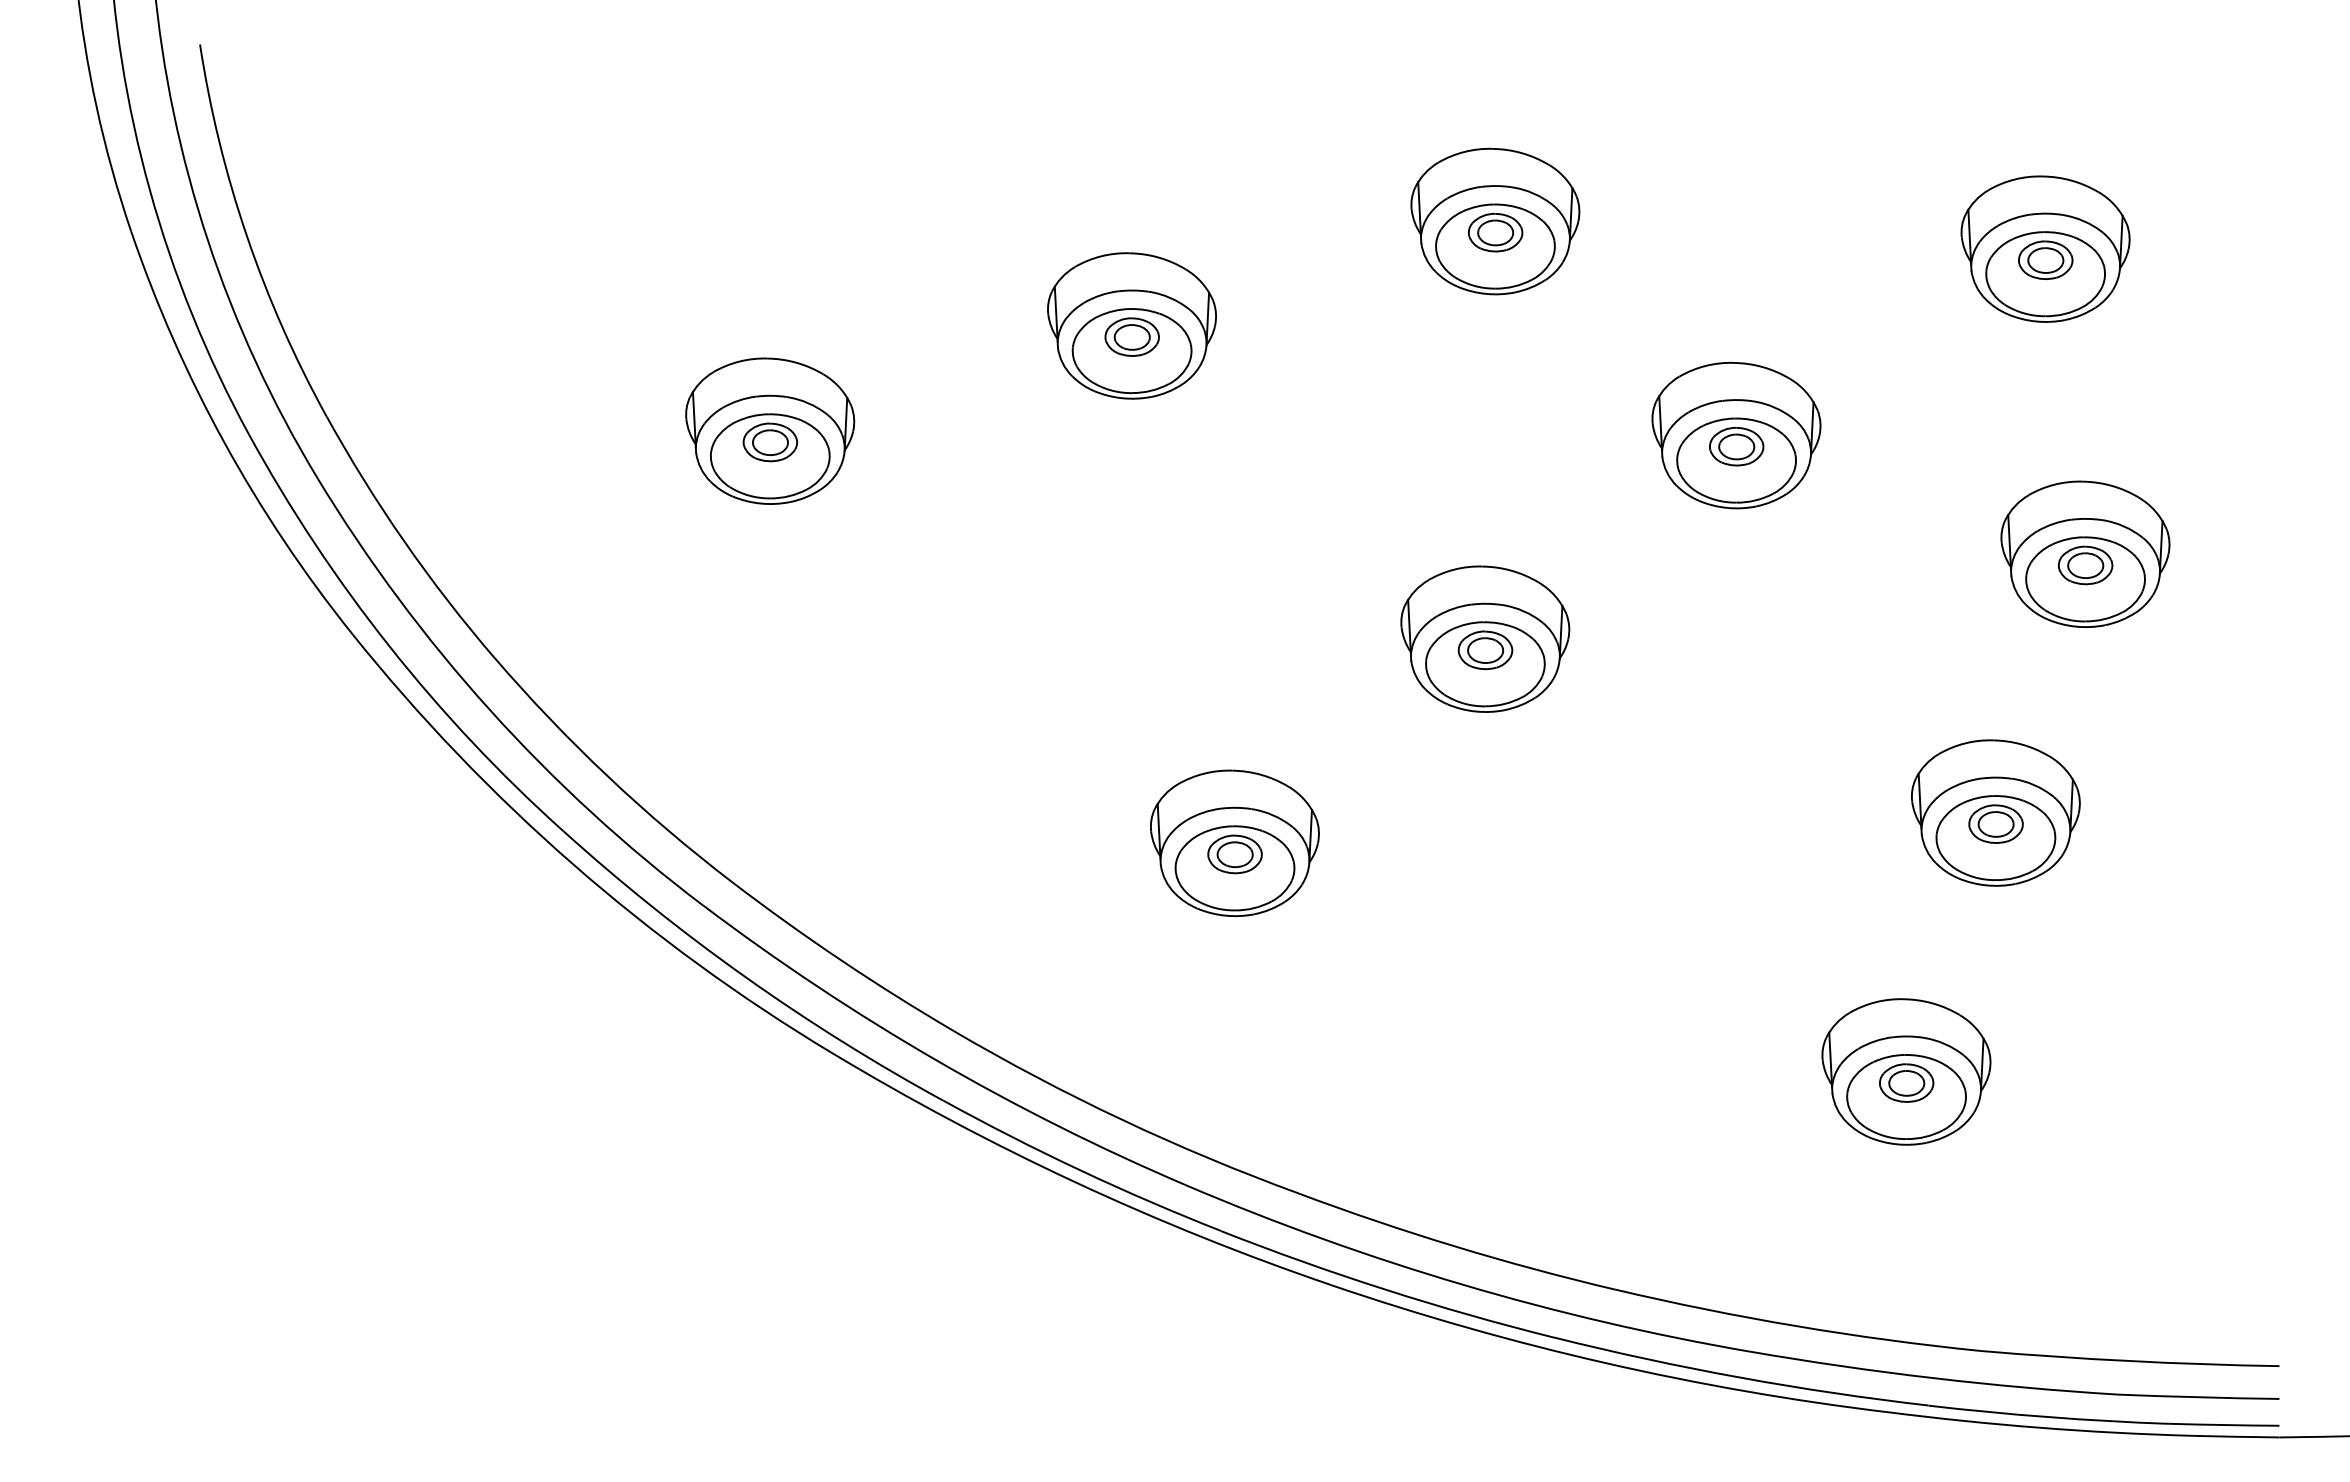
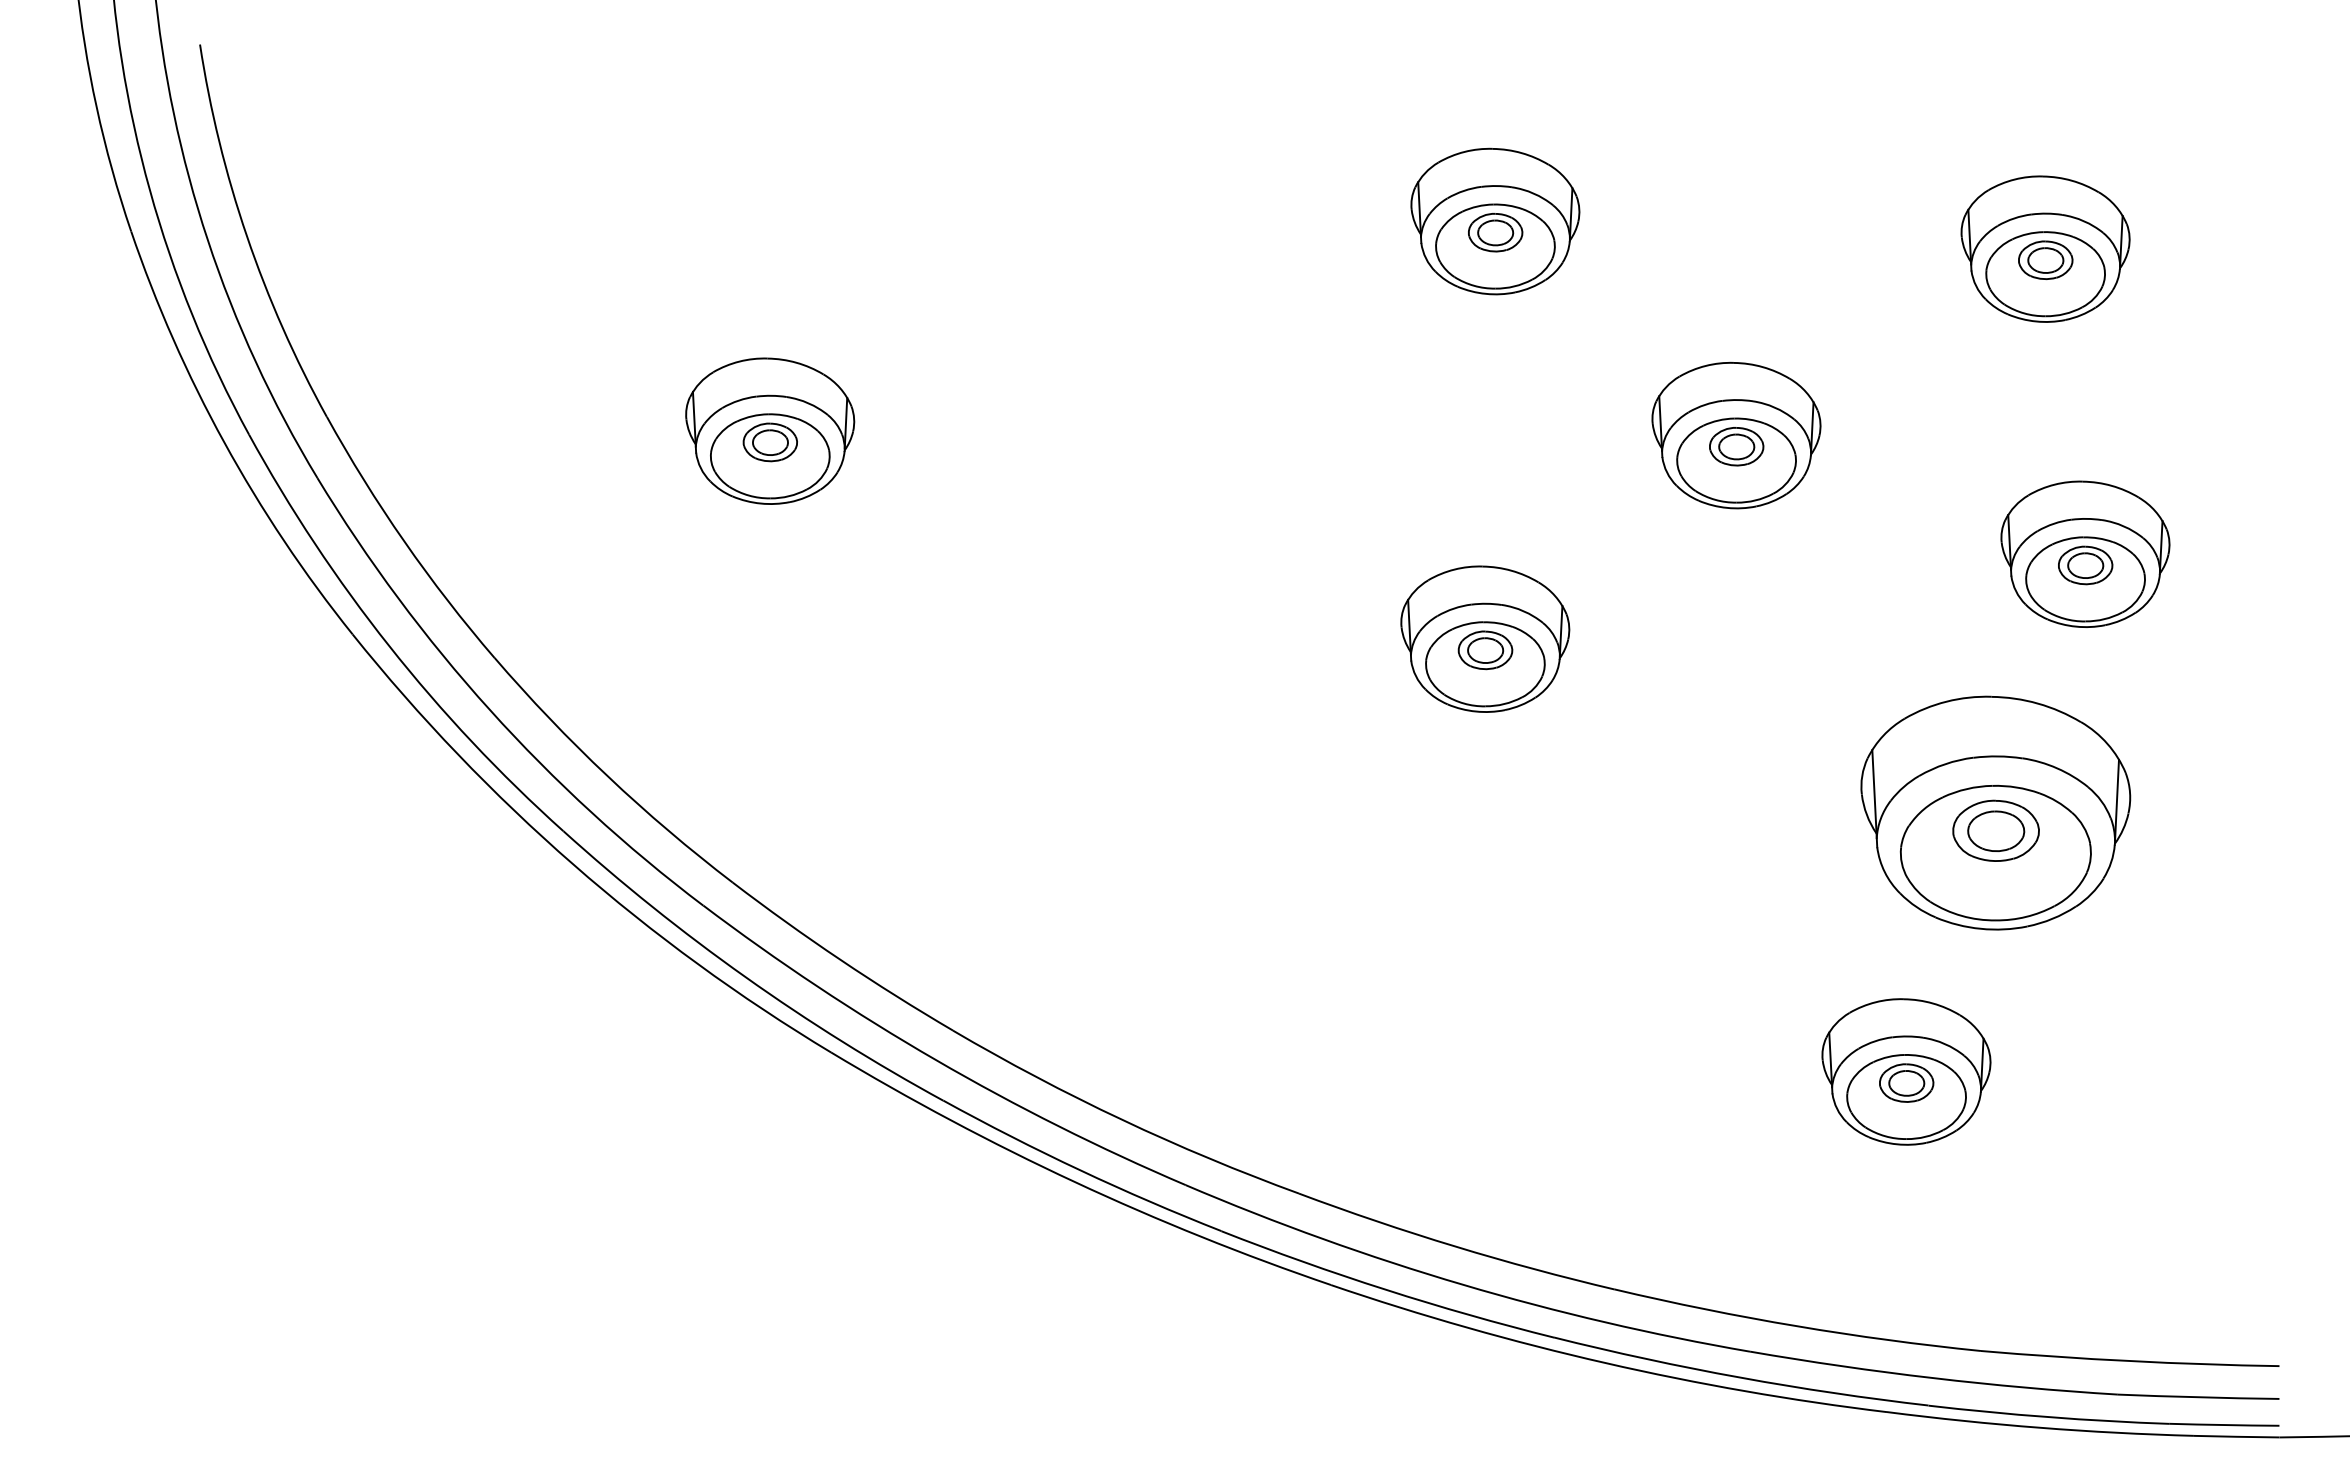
part: present -> none (1131, 325)
part size: 170x148 px -> 272x236 px (1995, 812)
part: present -> none (1234, 842)
